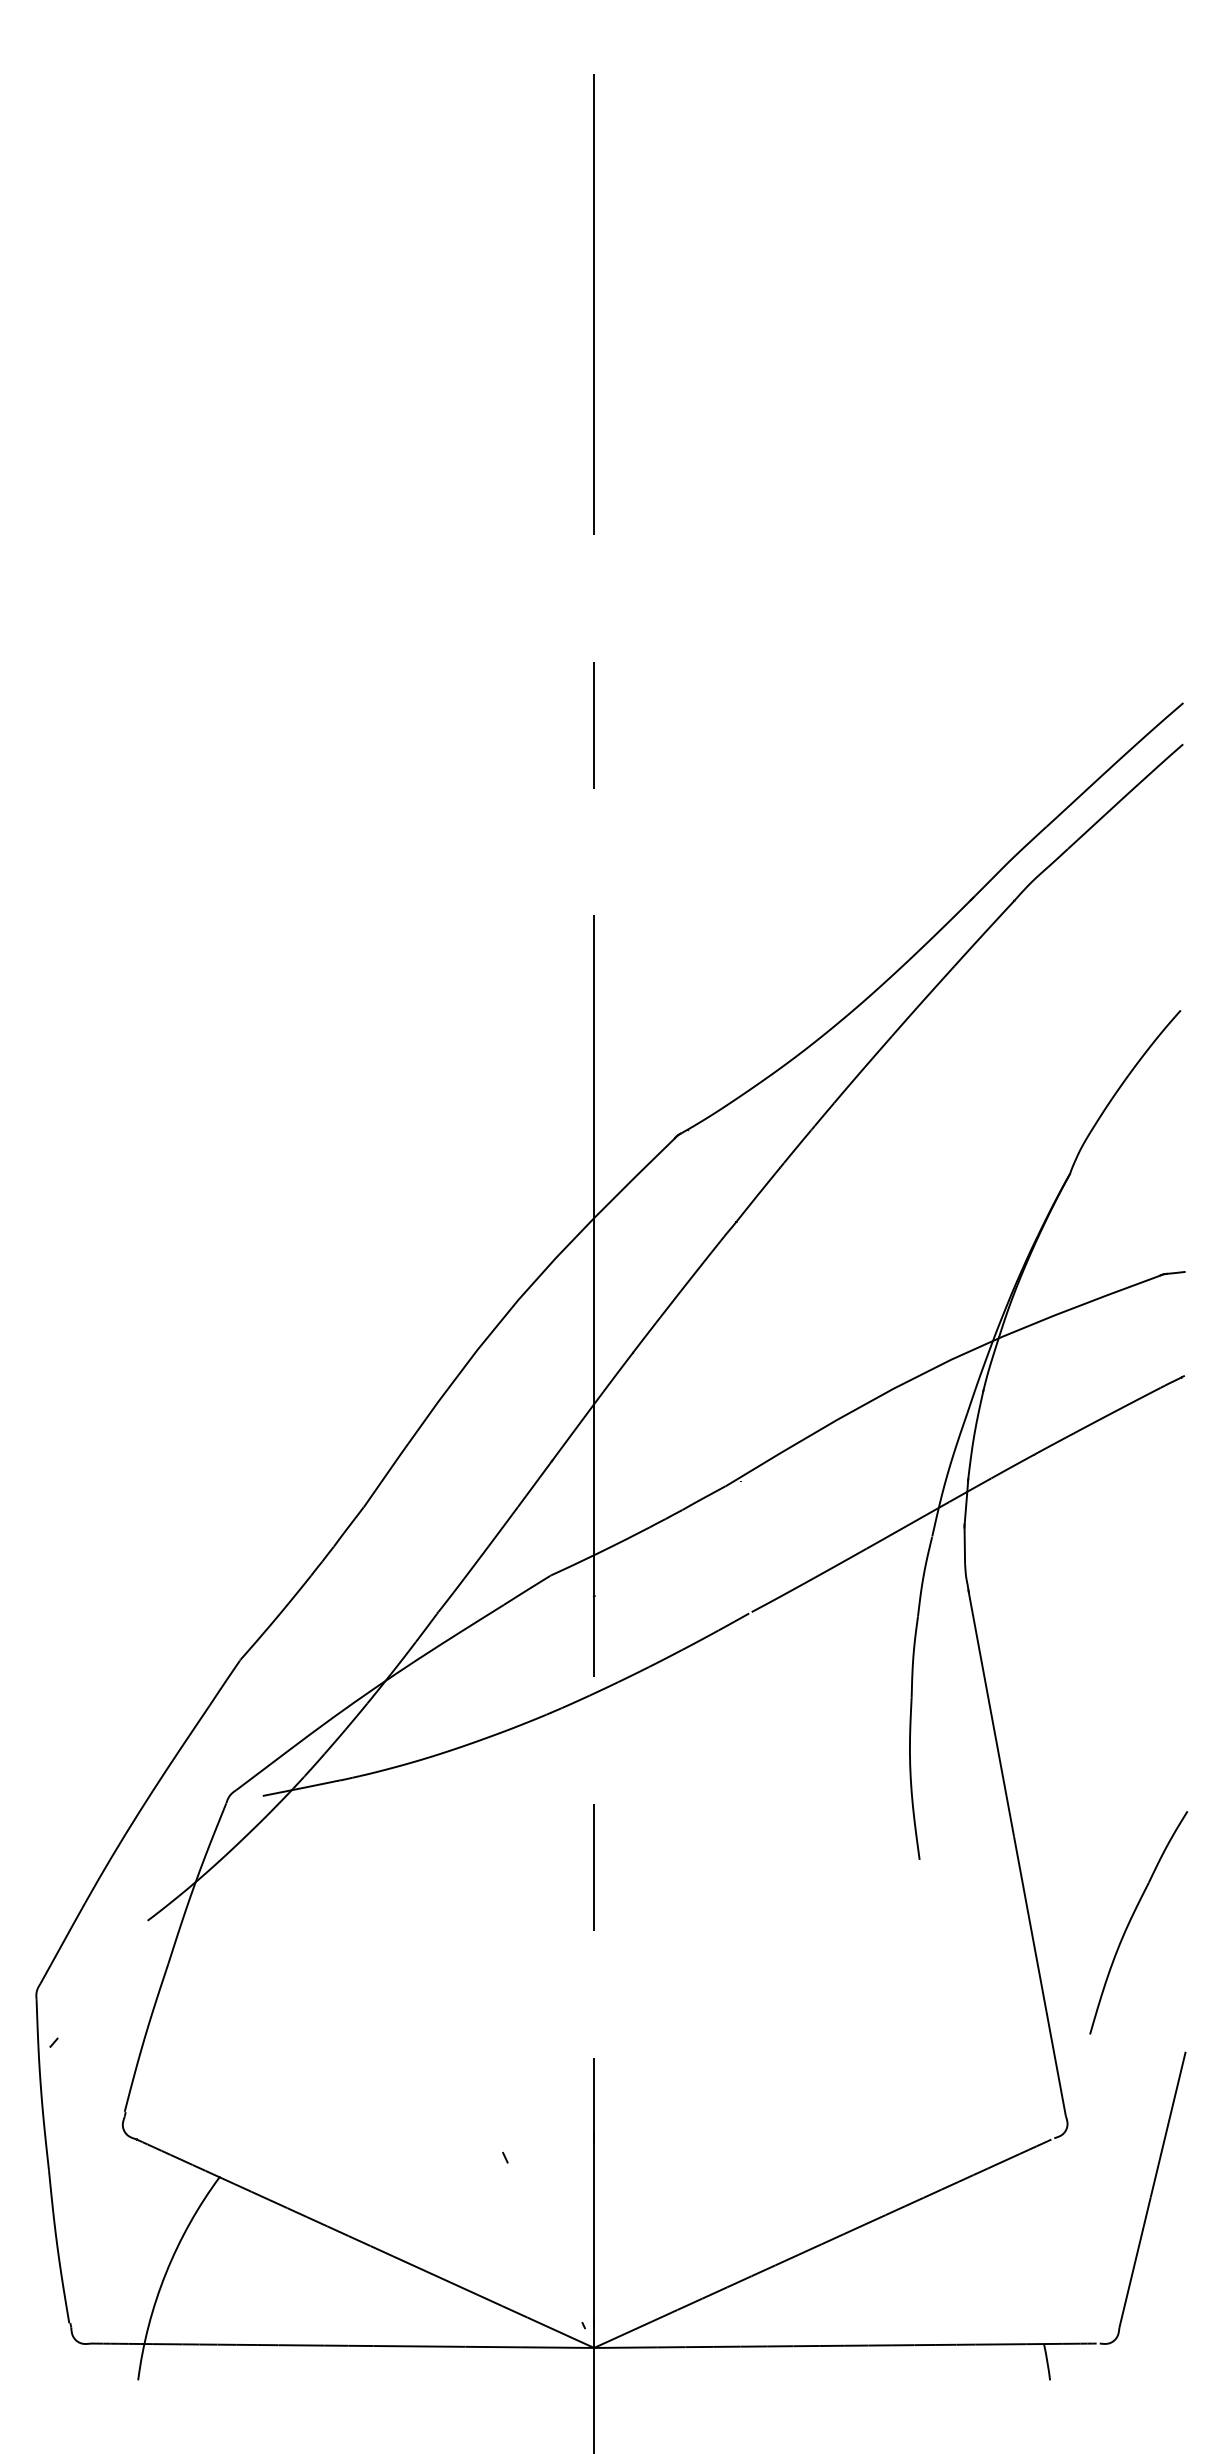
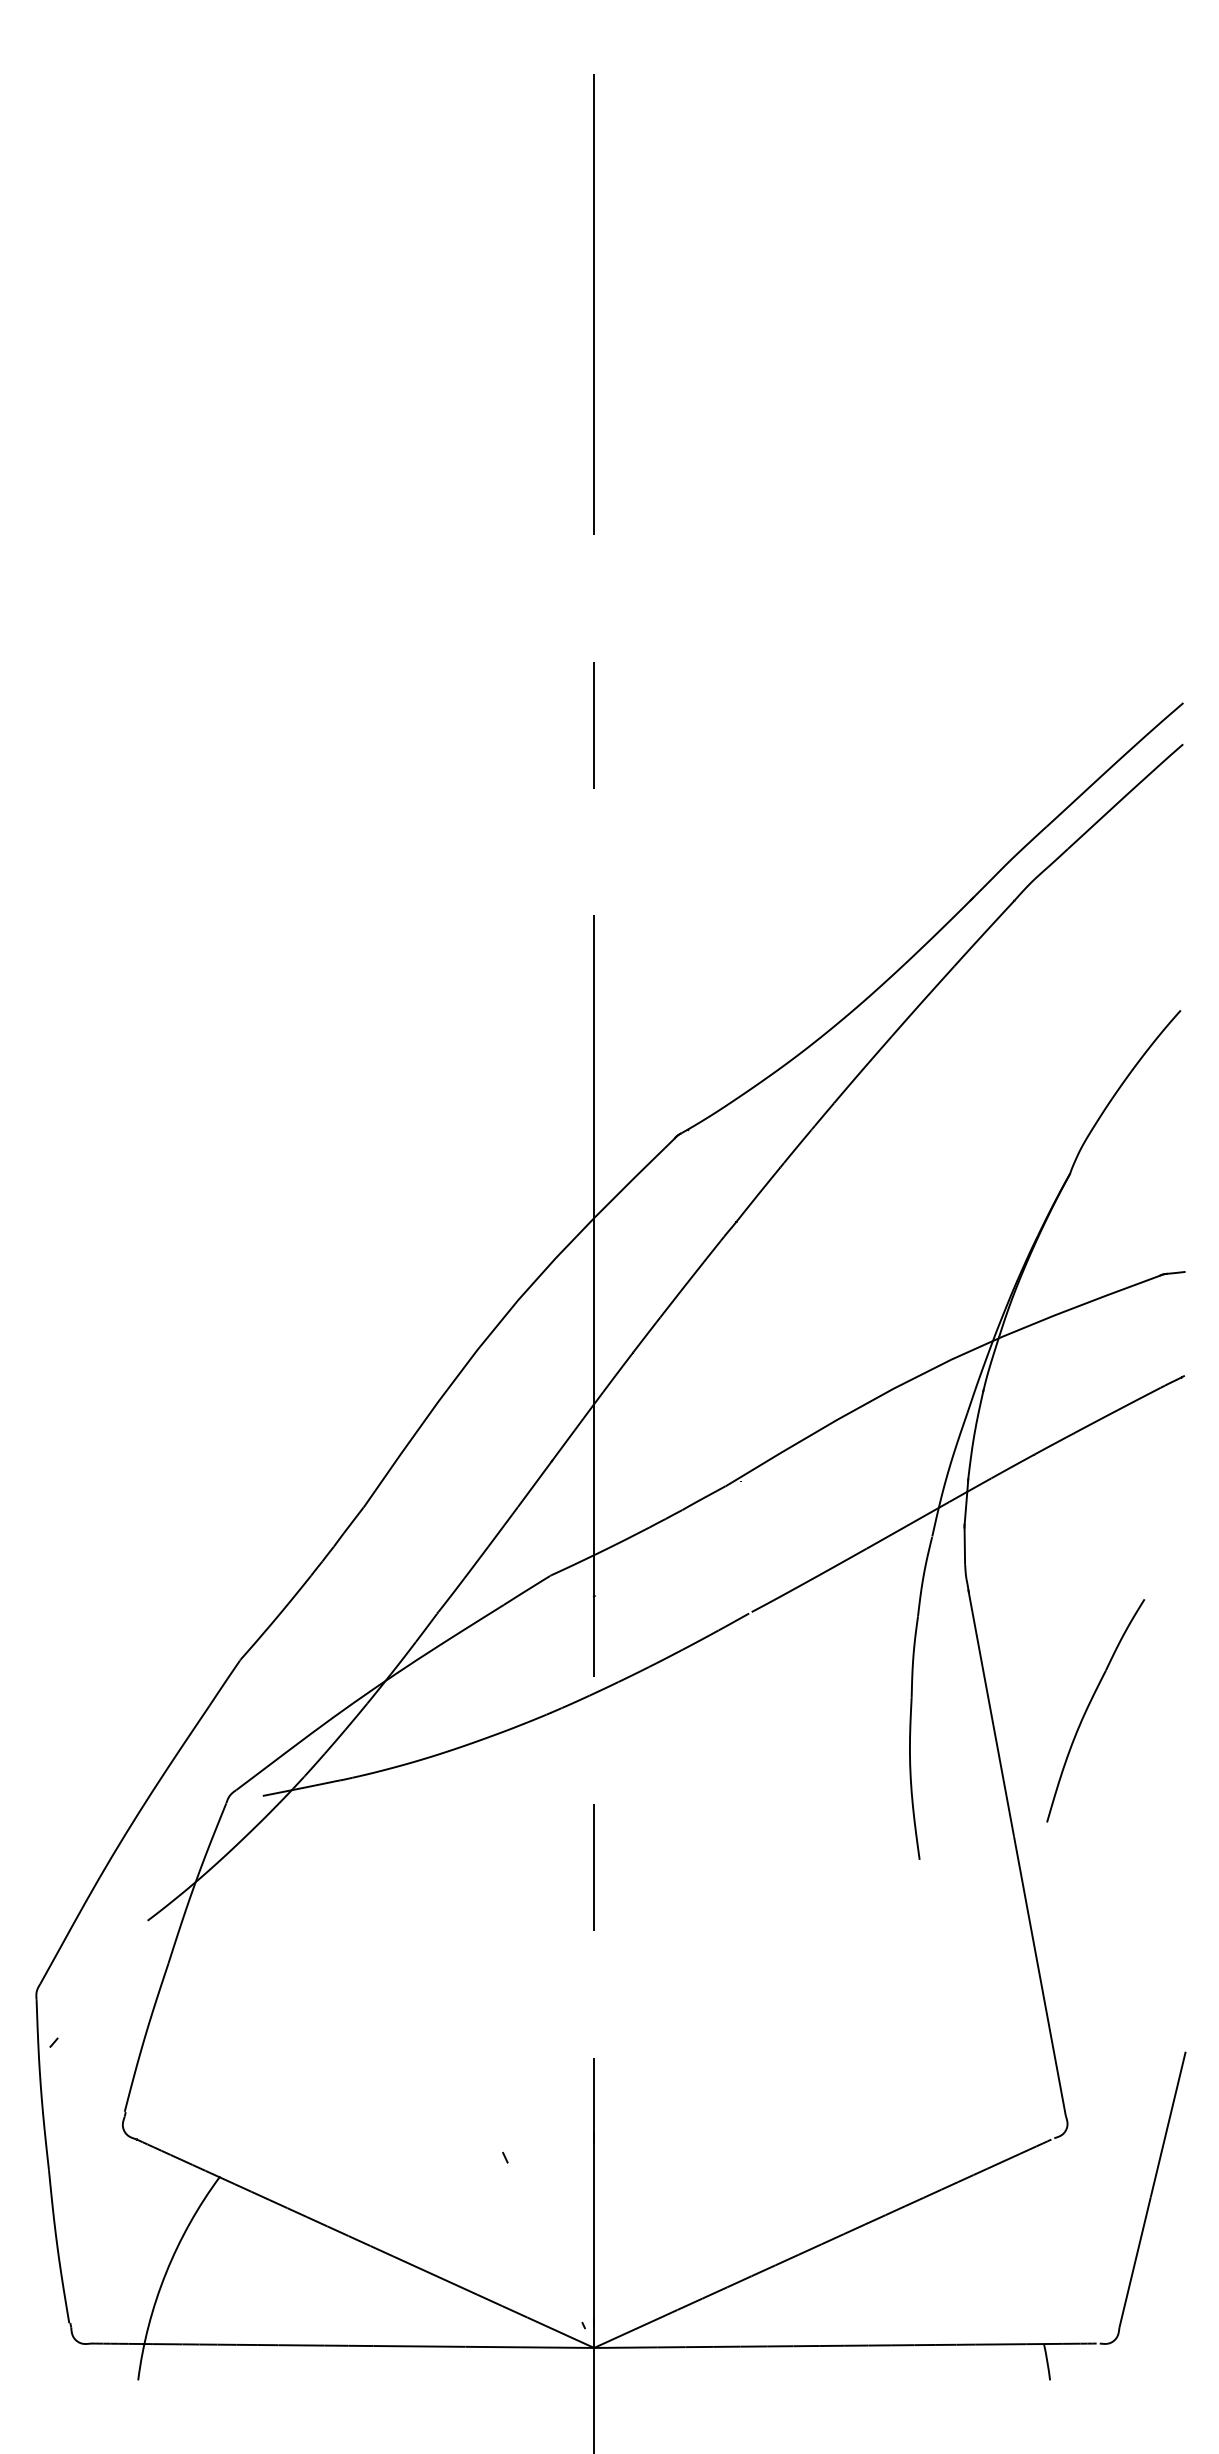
part position: (1132, 1918) -> (1089, 1706) (1089, 1706)
